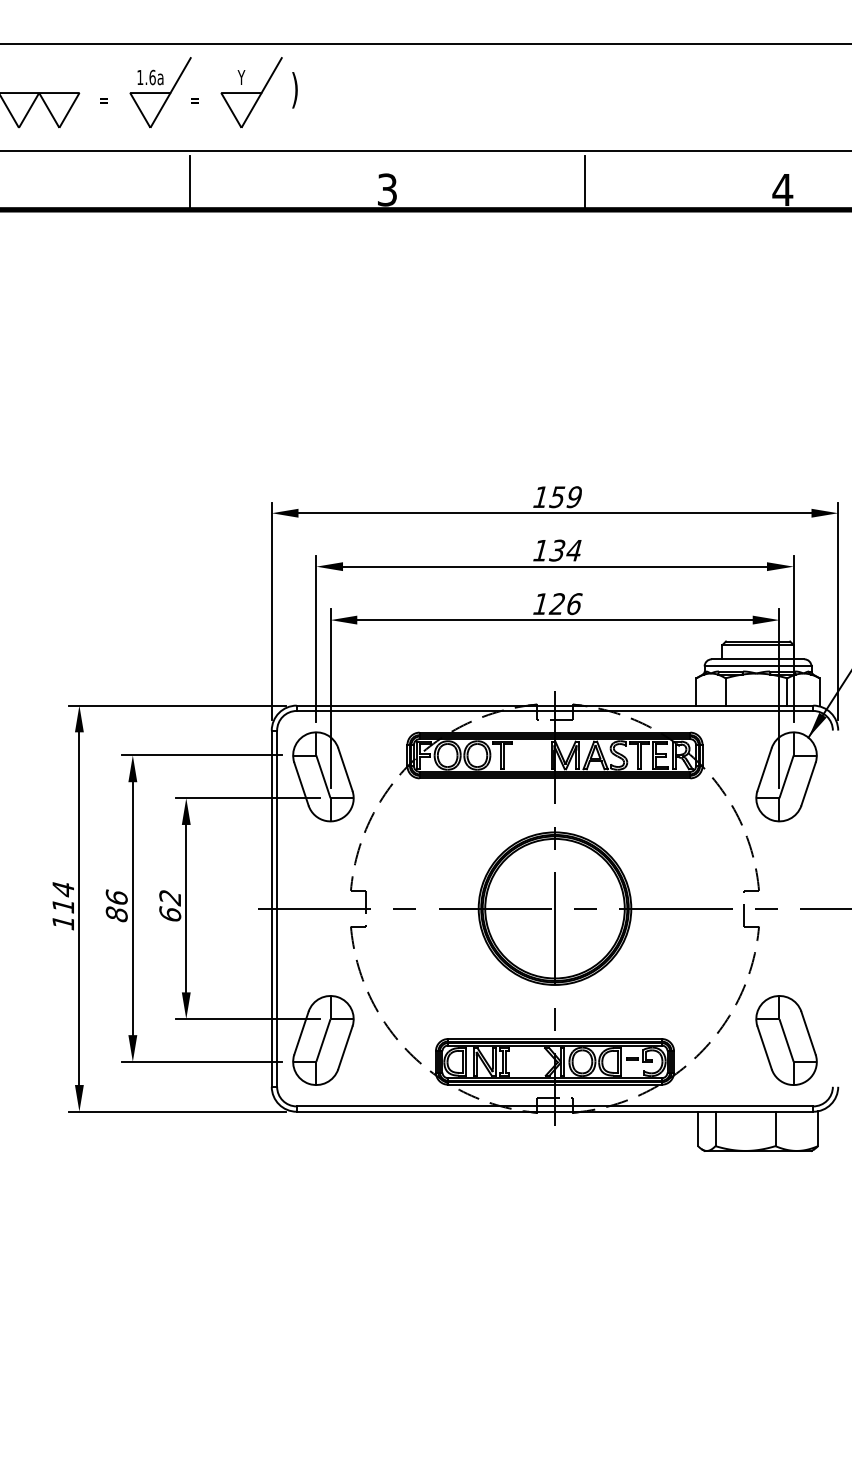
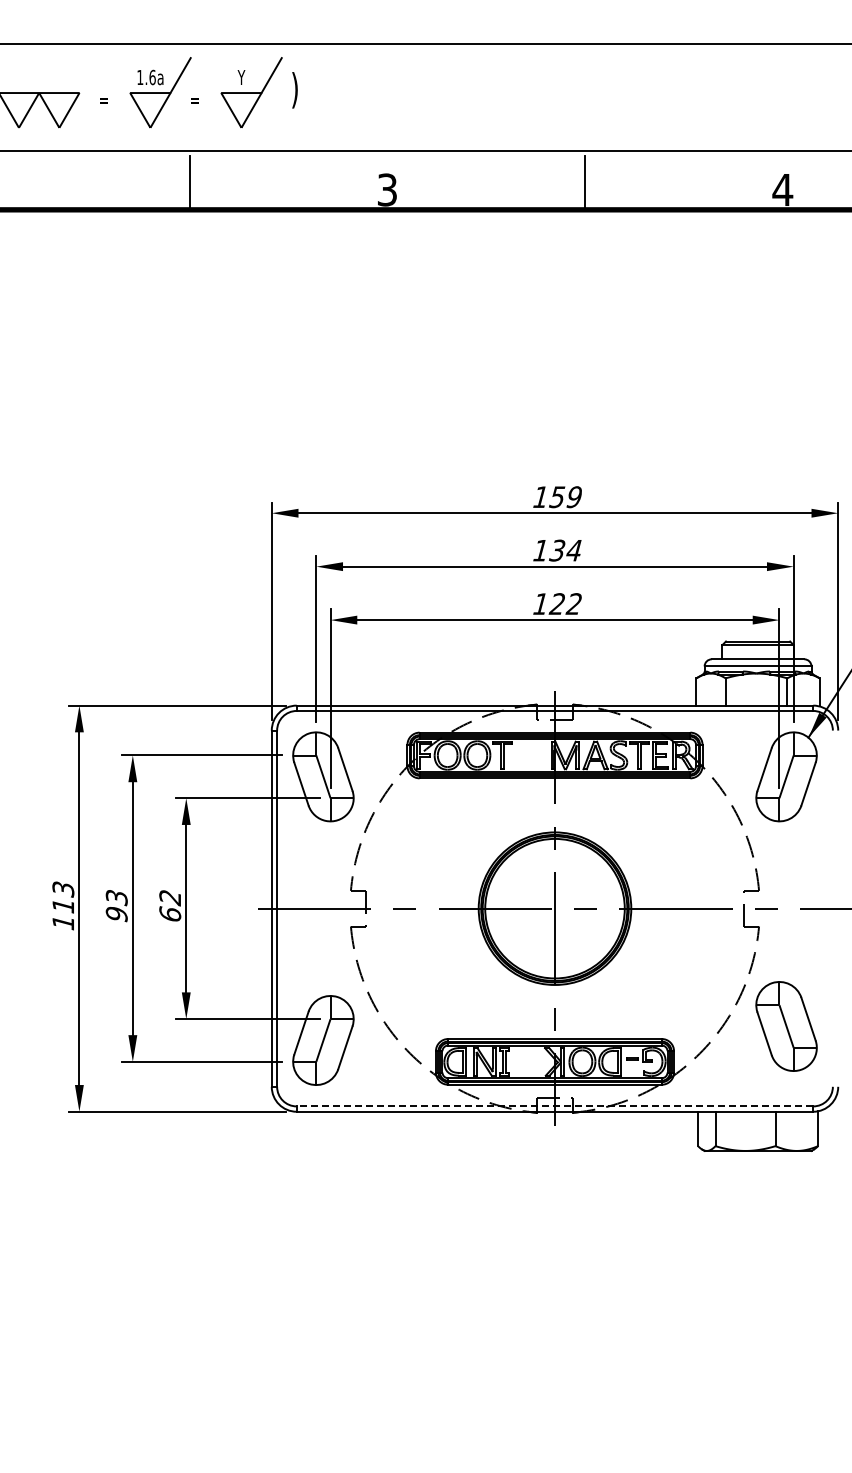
text: 126 -> 122 (573, 604)
text: 114 -> 113 (63, 889)
text: 86 -> 93 (116, 905)
part position: (786, 1040) -> (786, 1026) (786, 1026)
line: solid -> dashed (554, 1106)
